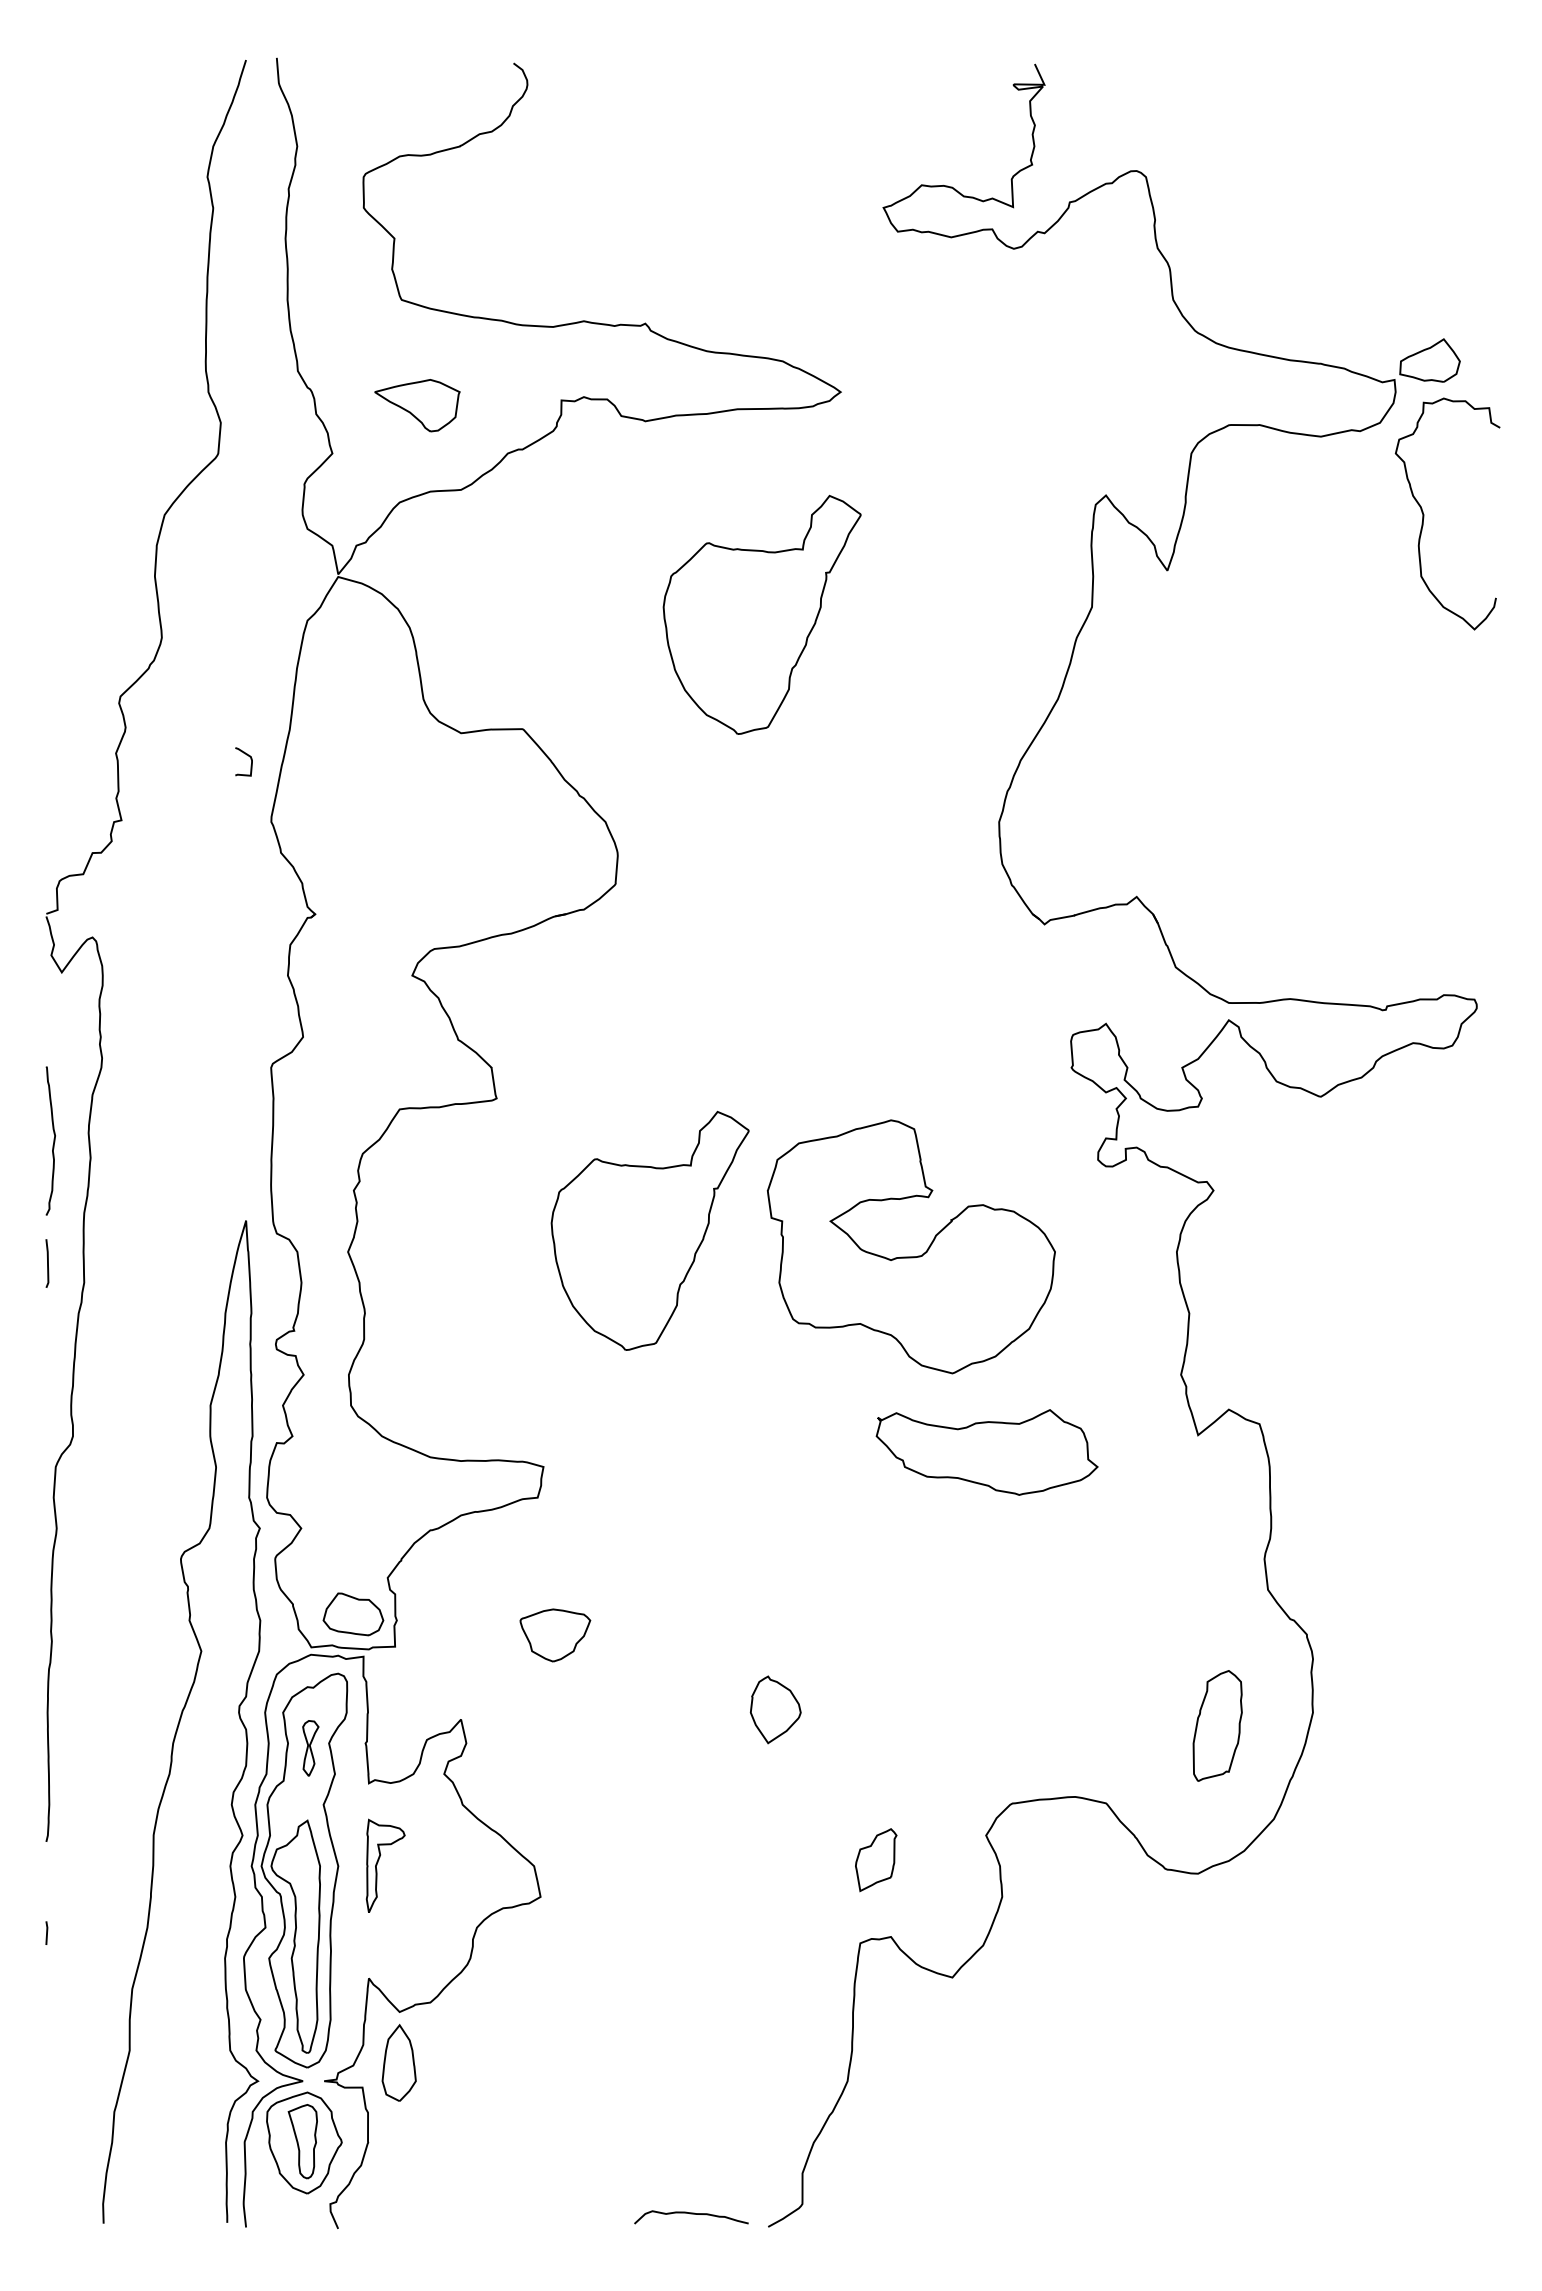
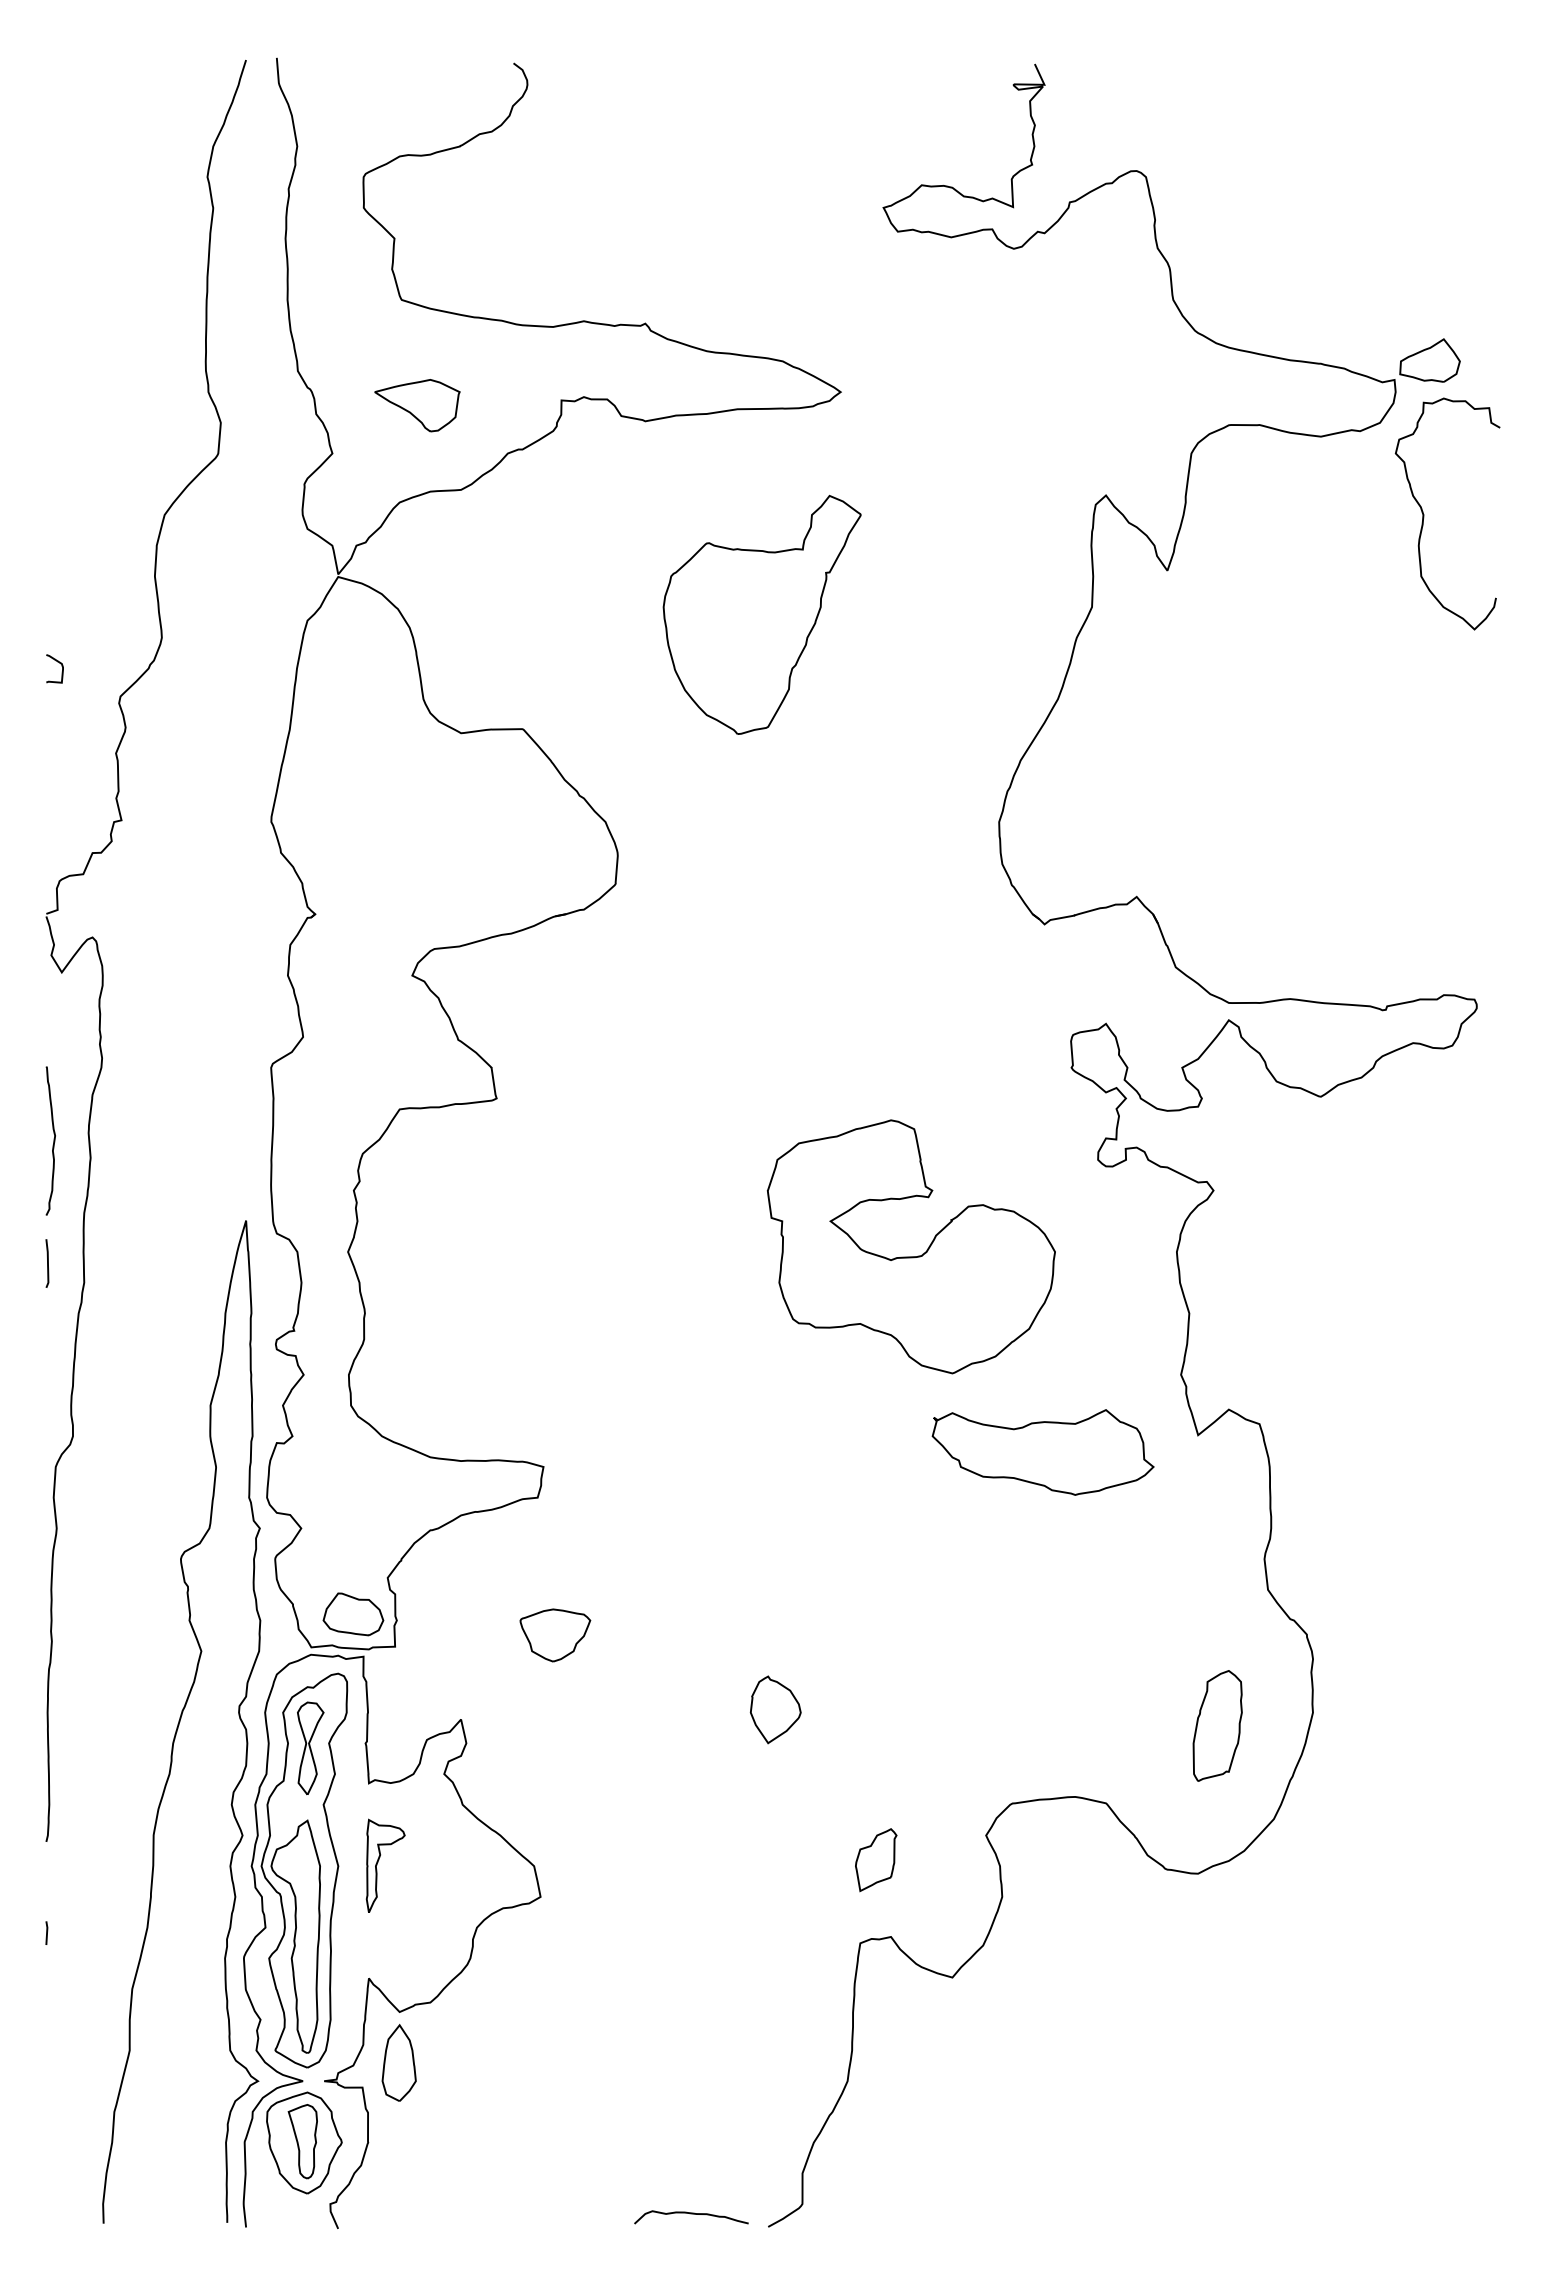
curve position: (246, 755) -> (57, 662) (57, 662)
part: present -> none (649, 1230)
part position: (986, 1452) -> (1042, 1452) (1042, 1452)
part size: 18x57 px -> 28x95 px (310, 1748)
